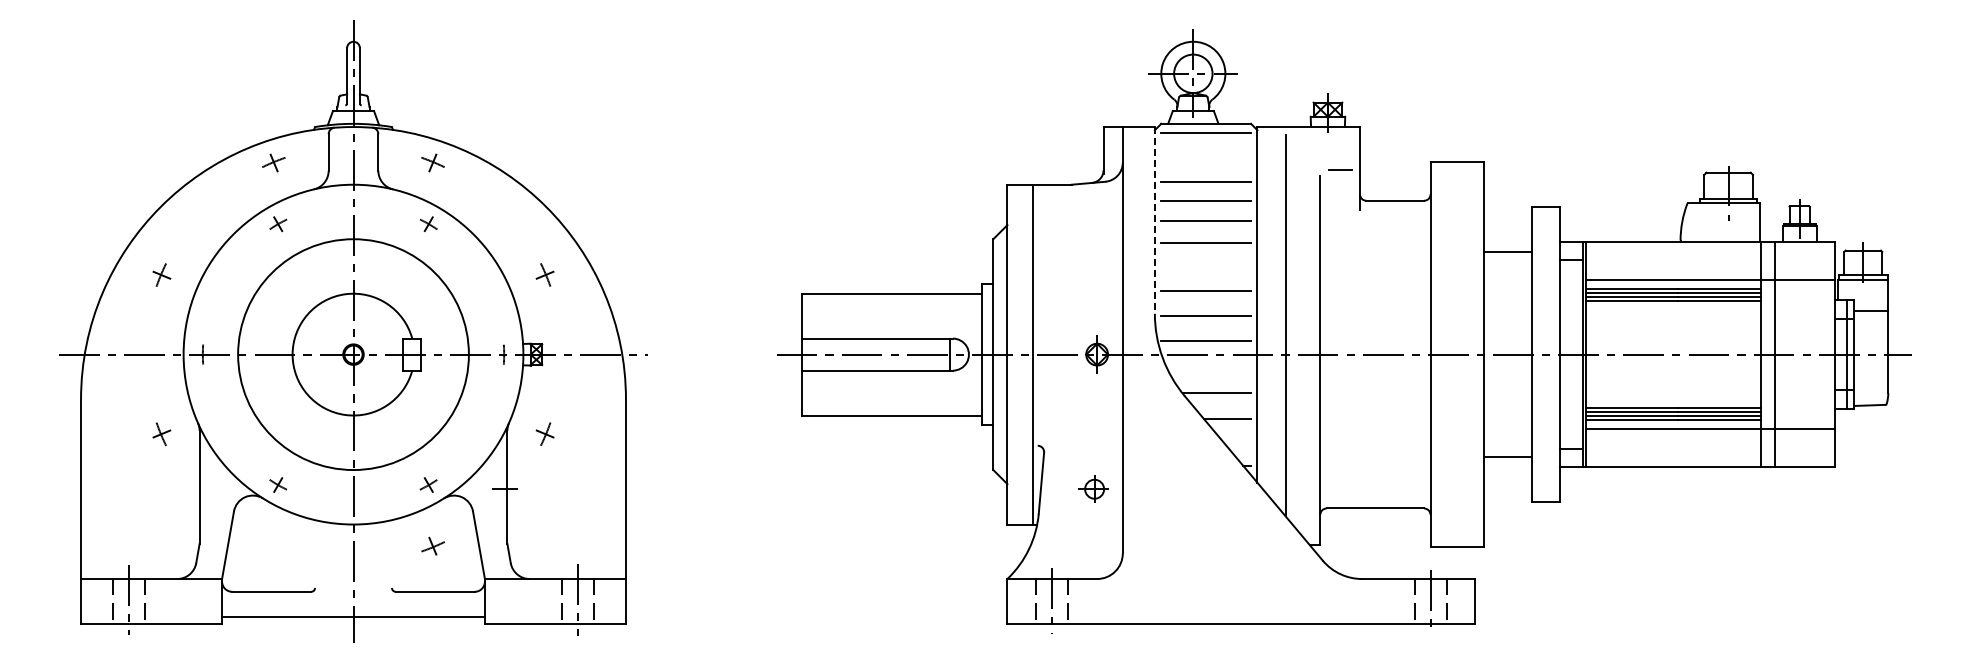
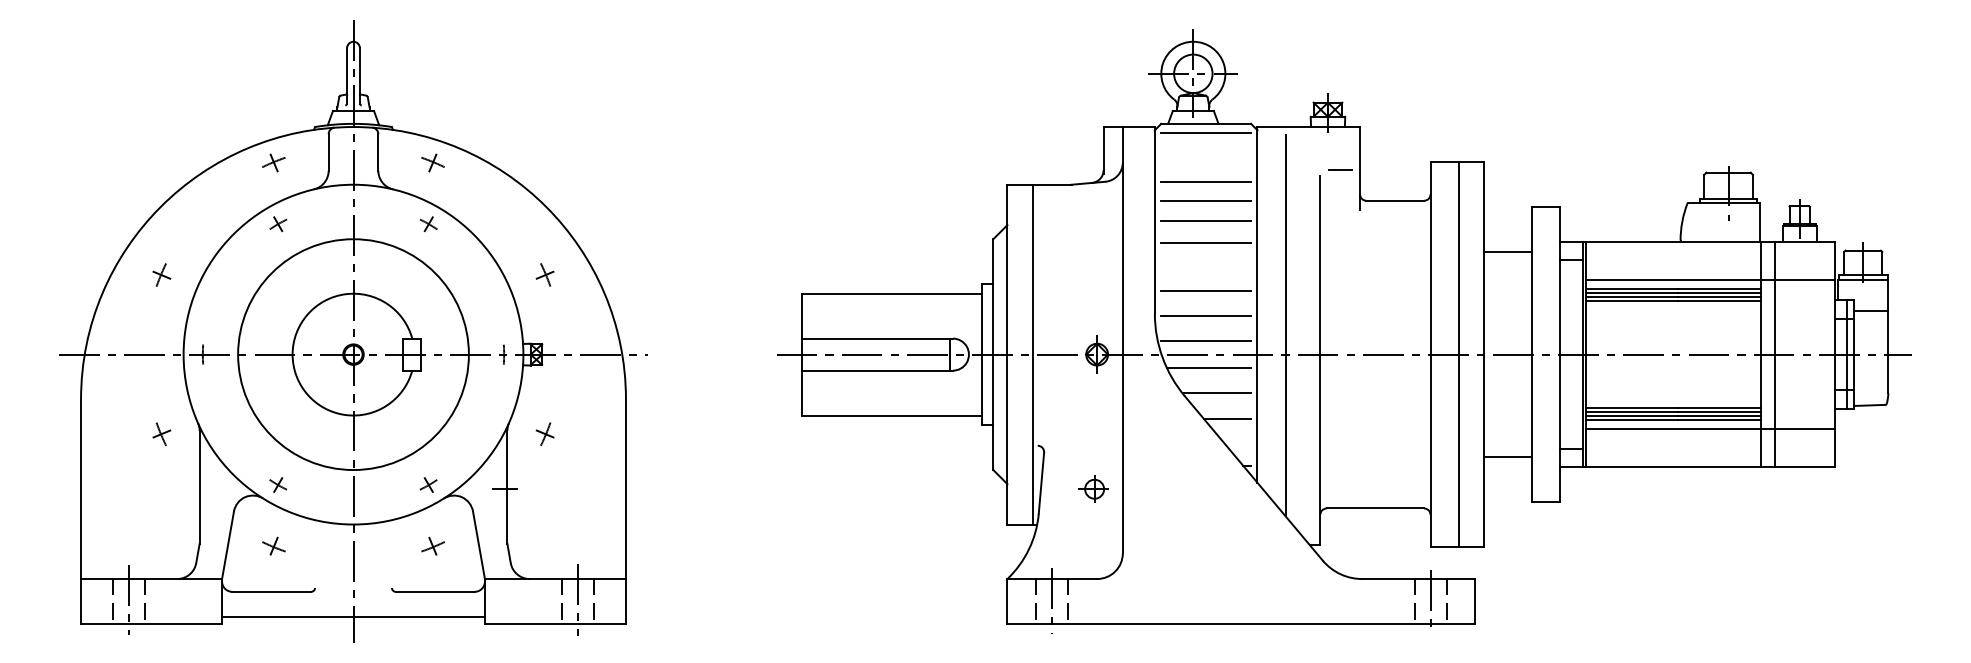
line: dashed -> solid (1154, 220)
line: none -> present (1458, 354)
line: none -> present (1208, 367)
part: none -> present (273, 545)
